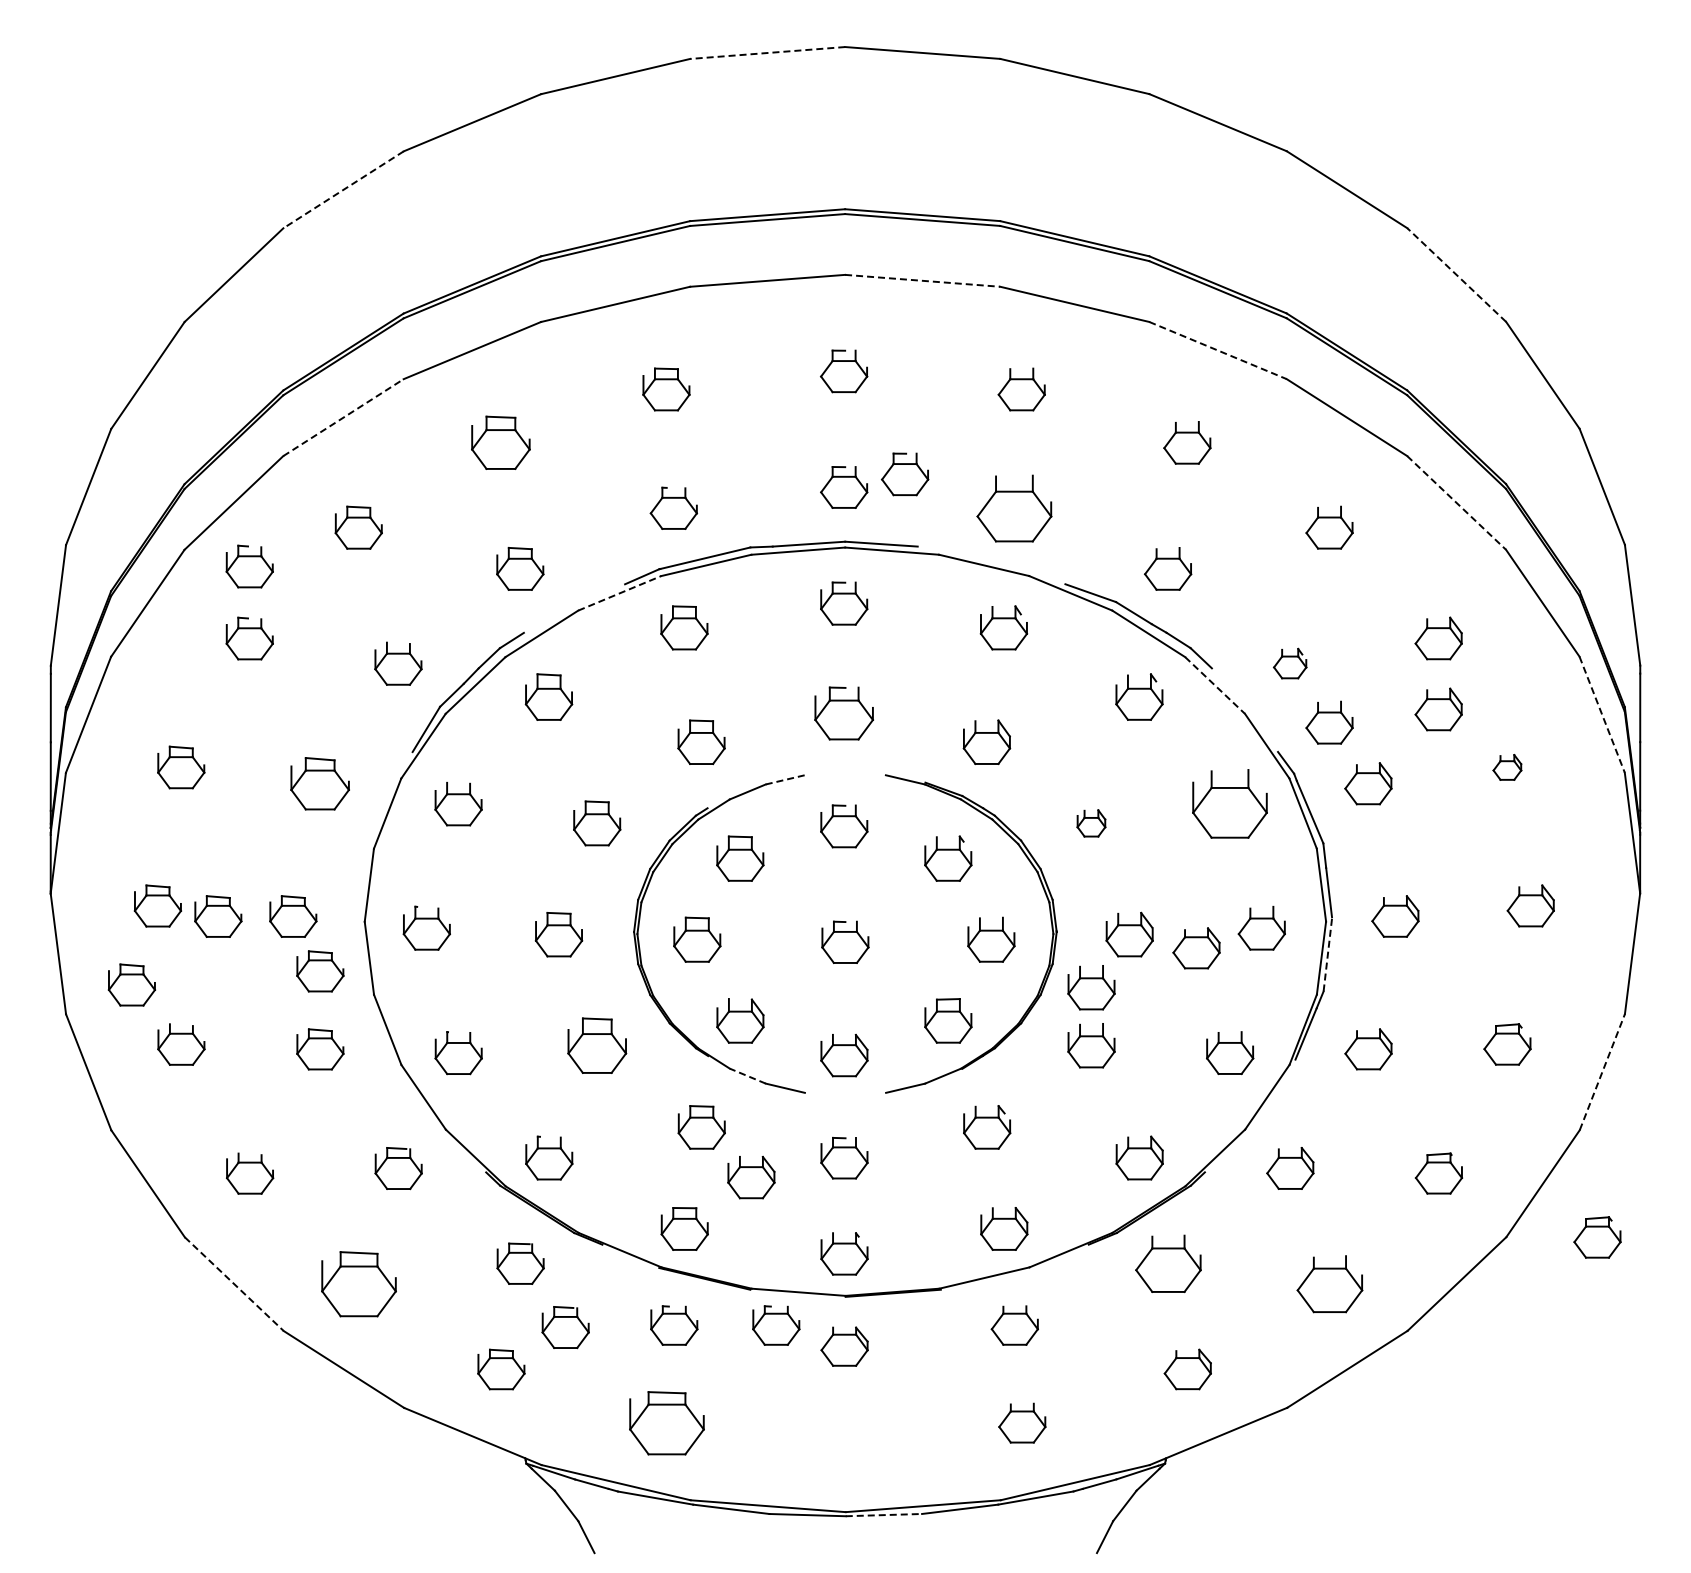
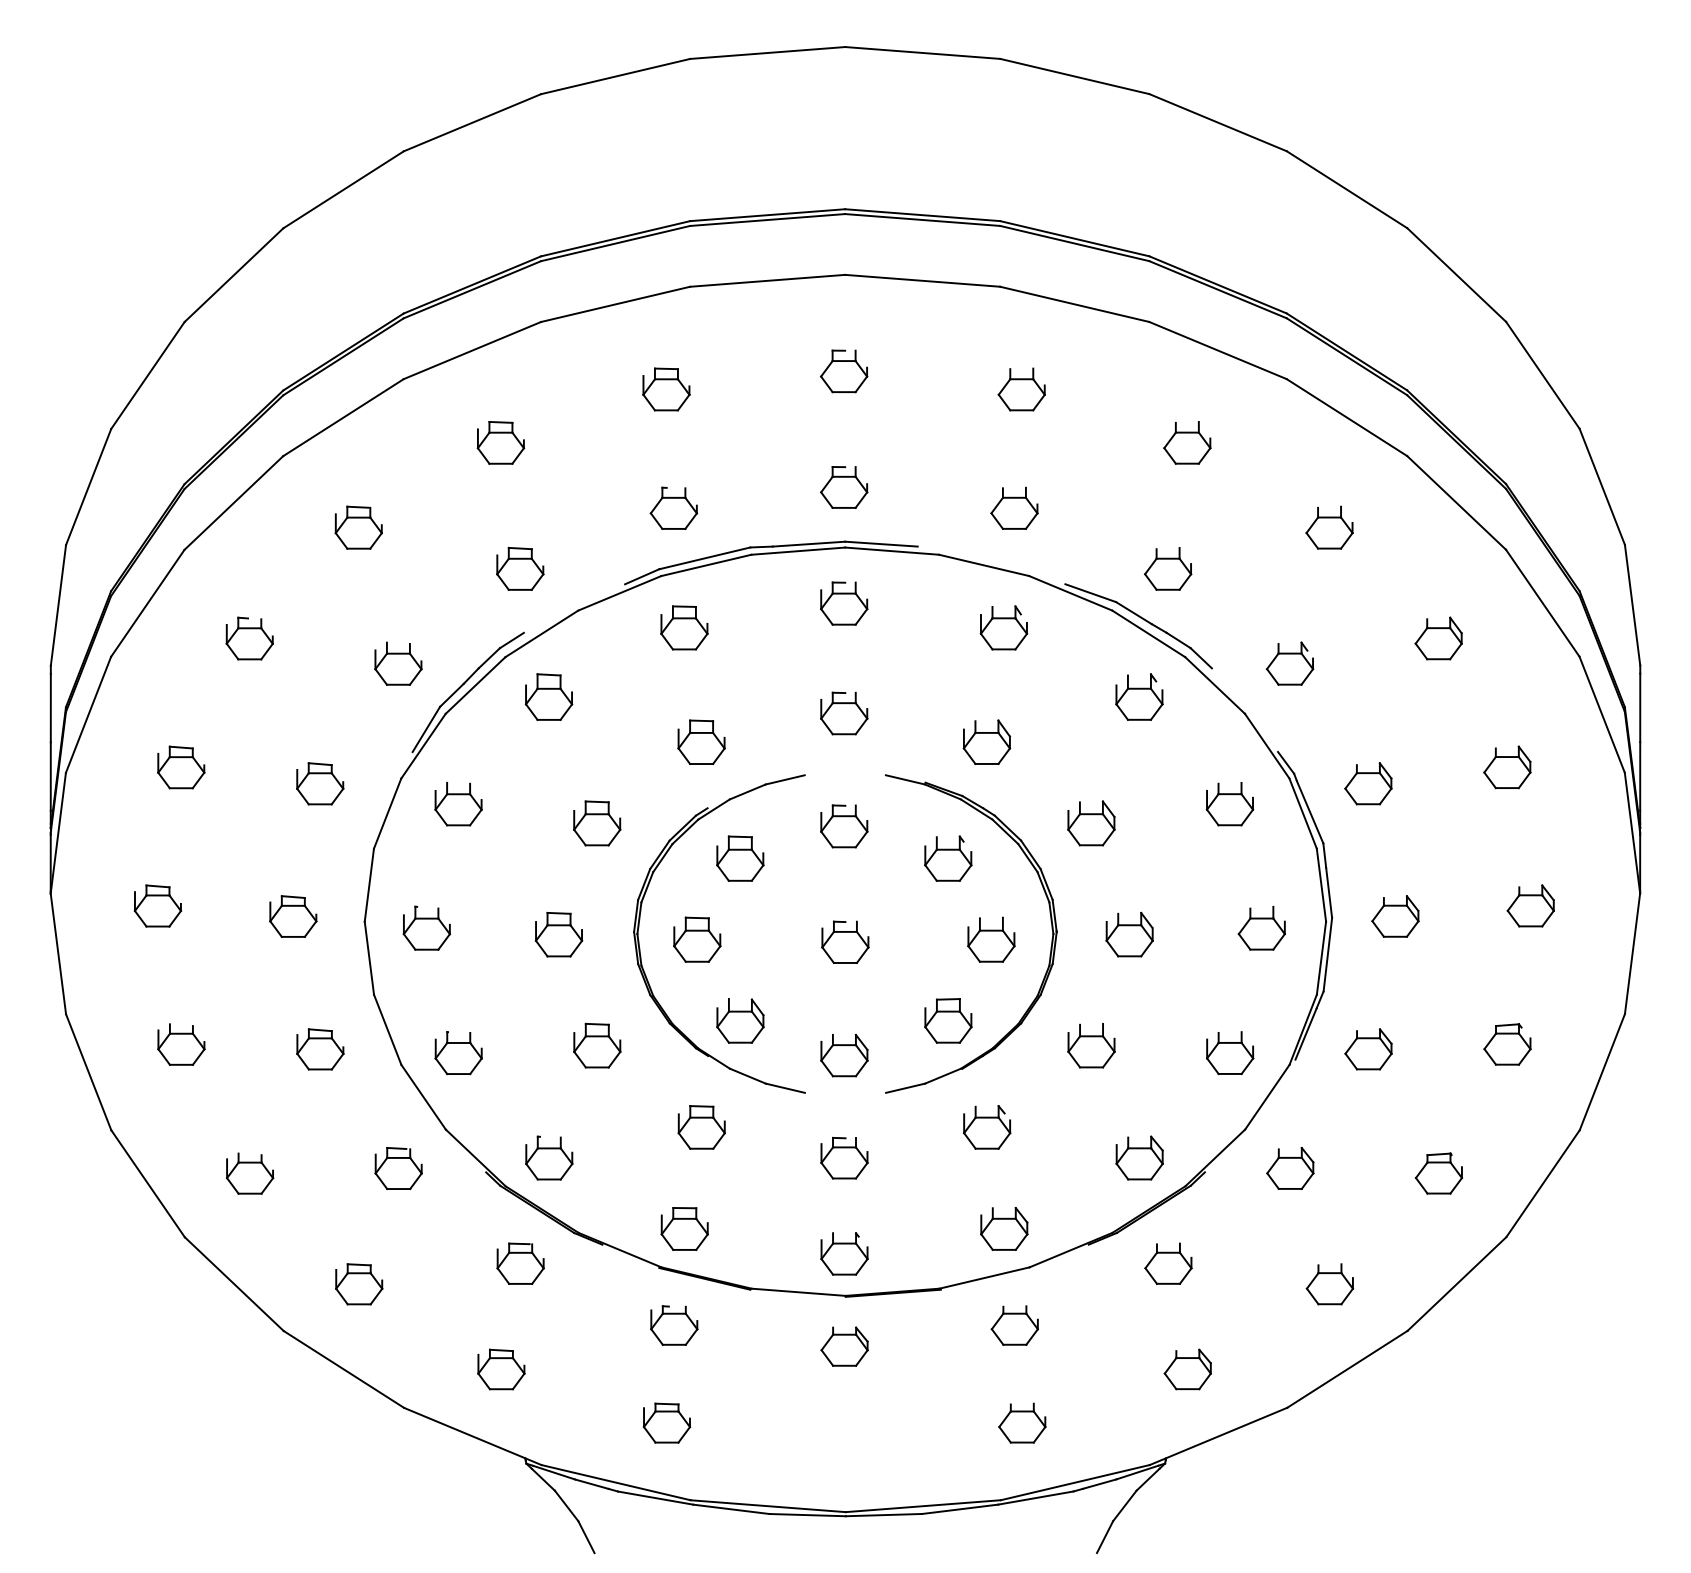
line: dashed -> solid (767, 53)
line: dashed -> solid (343, 190)
line: dashed -> solid (1456, 274)
line: dashed -> solid (922, 280)
line: dashed -> solid (1218, 350)
line: dashed -> solid (343, 417)
part size: 60x55 px -> 50x44 px (500, 442)
part: present -> none (905, 474)
line: dashed -> solid (1456, 503)
part size: 77x69 px -> 49x44 px (1014, 507)
part: present -> none (249, 566)
line: dashed -> solid (619, 593)
part size: 36x33 px -> 49x45 px (1290, 663)
line: dashed -> solid (1215, 685)
part: present -> none (1438, 709)
part size: 60x55 px -> 49x45 px (844, 713)
line: dashed -> solid (1602, 715)
part: present -> none (1329, 722)
part size: 31x27 px -> 49x45 px (1507, 767)
line: dashed -> solid (785, 779)
part size: 60x54 px -> 49x44 px (320, 783)
part size: 76x70 px -> 50x45 px (1229, 804)
part size: 31x29 px -> 49x47 px (1091, 823)
part: present -> none (218, 916)
part: present -> none (1196, 948)
line: dashed -> solid (1327, 954)
part: present -> none (320, 971)
part: present -> none (131, 984)
part: present -> none (1091, 987)
part size: 61x57 px -> 49x47 px (597, 1045)
line: dashed -> solid (1602, 1071)
line: dashed -> solid (747, 1075)
part: present -> none (751, 1177)
part: present -> none (1597, 1237)
part size: 67x59 px -> 49x43 px (1168, 1263)
line: dashed -> solid (234, 1284)
part size: 76x67 px -> 49x43 px (359, 1284)
part size: 68x59 px -> 50x43 px (1329, 1284)
part: present -> none (776, 1325)
part: present -> none (565, 1327)
part size: 76x65 px -> 50x42 px (666, 1422)
line: dashed -> solid (884, 1515)
